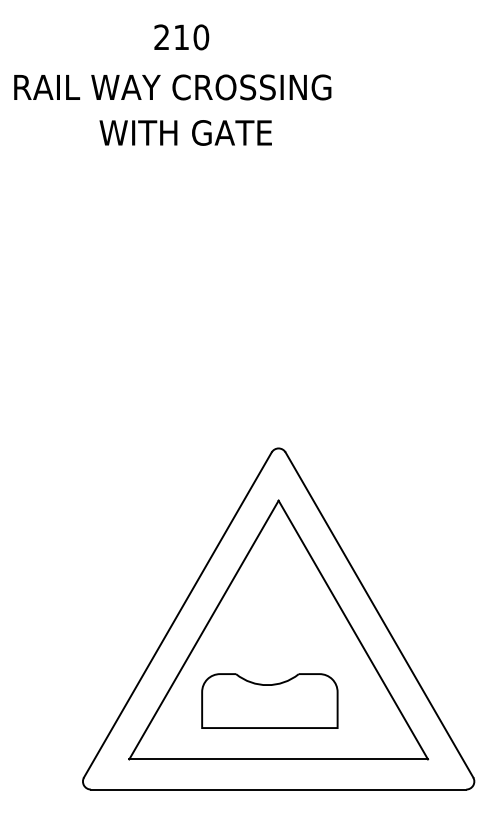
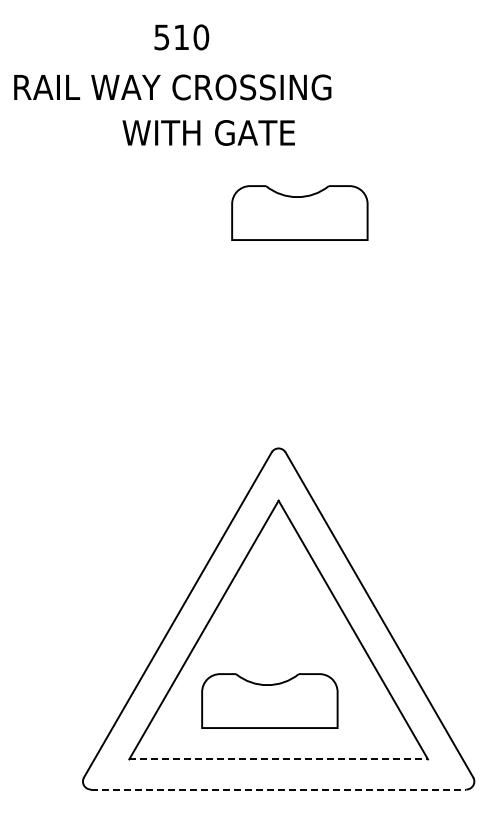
text: 210 -> 510 (161, 37)
text position: (185, 132) -> (208, 132) (208, 132)
part: none -> present (299, 212)
line: solid -> dashed (279, 759)
line: solid -> dashed (278, 789)
